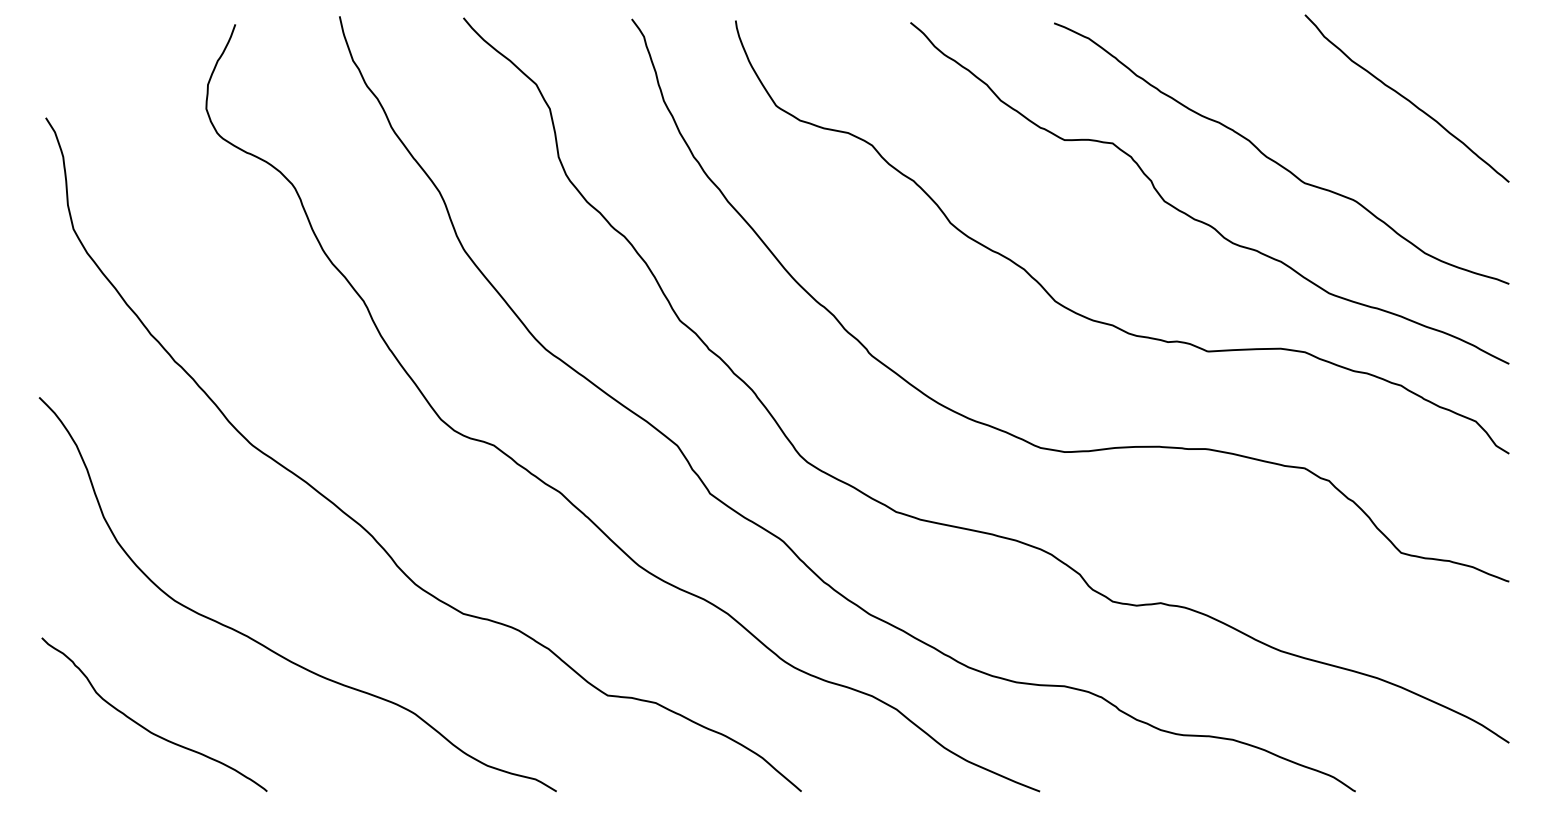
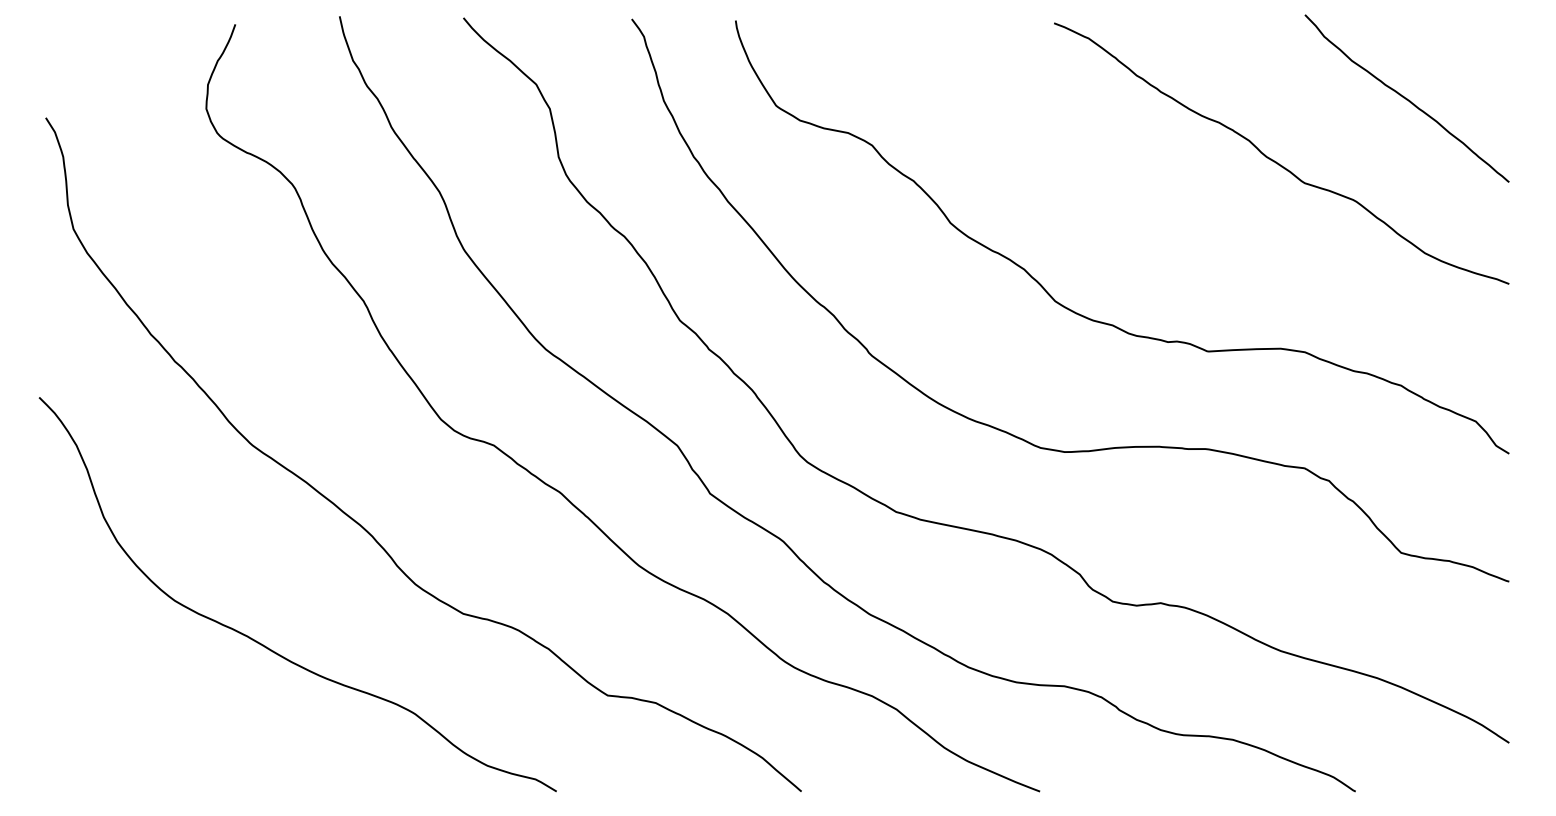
curve: present -> none (1198, 219)
curve: present -> none (145, 727)
